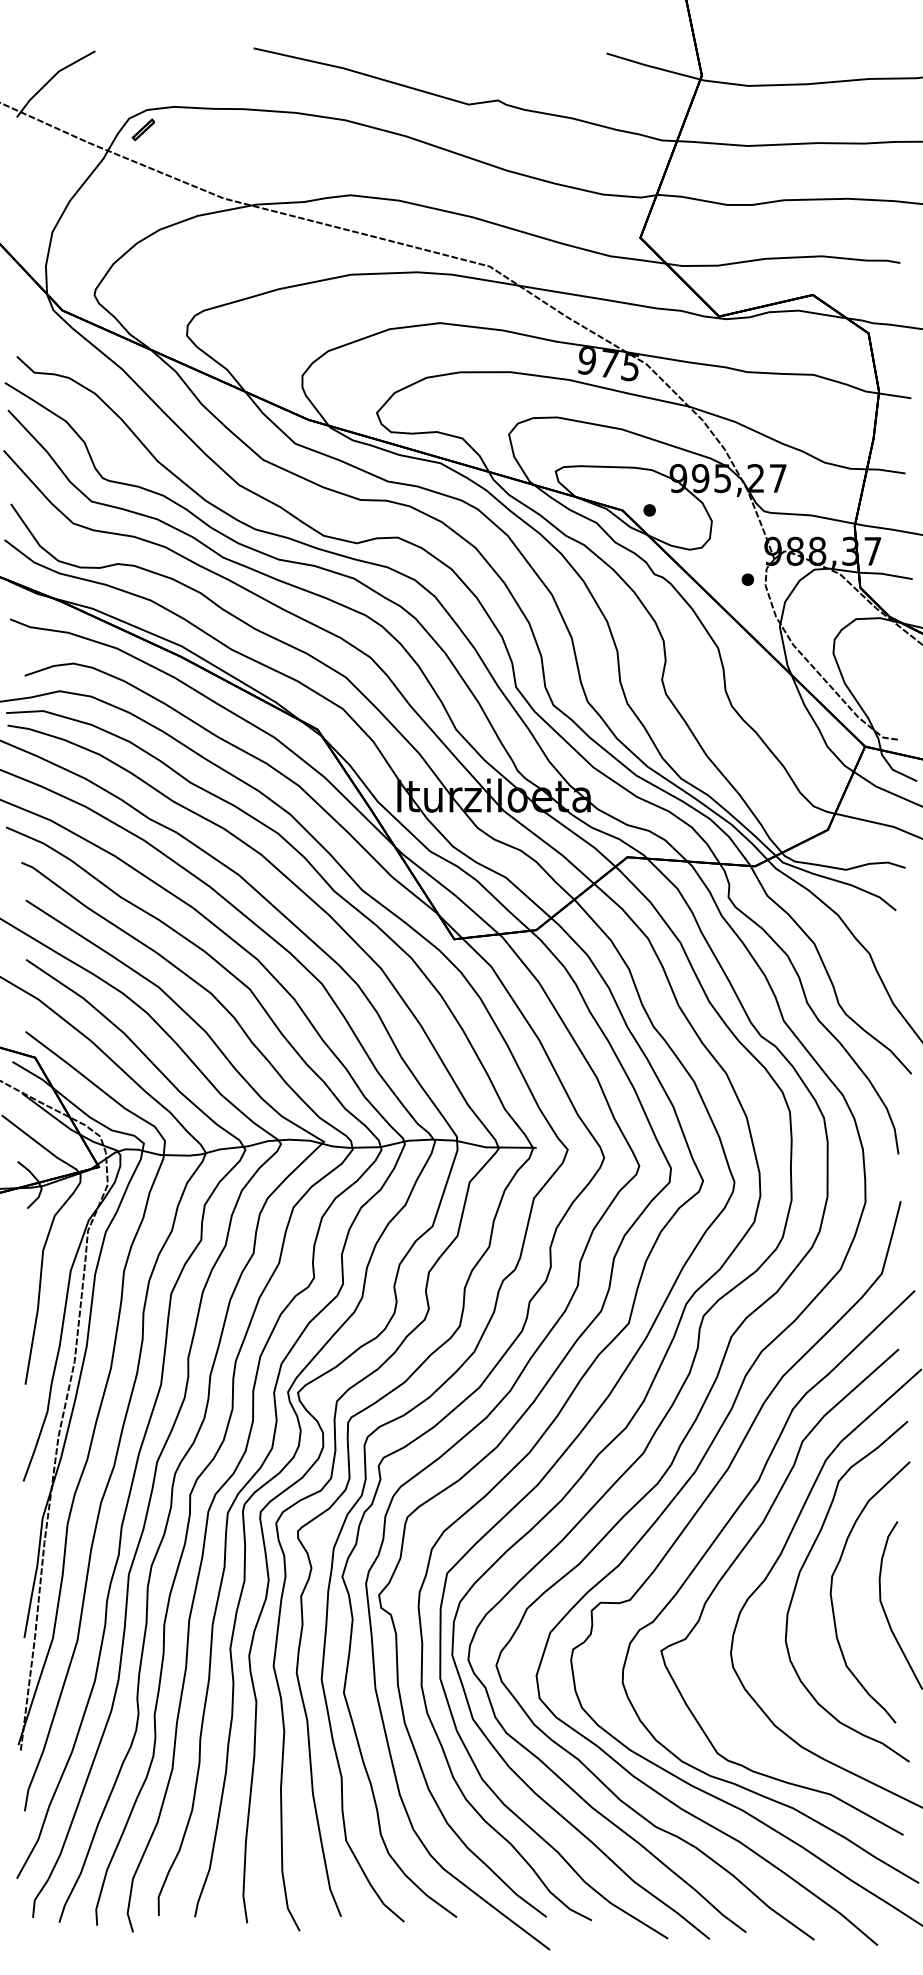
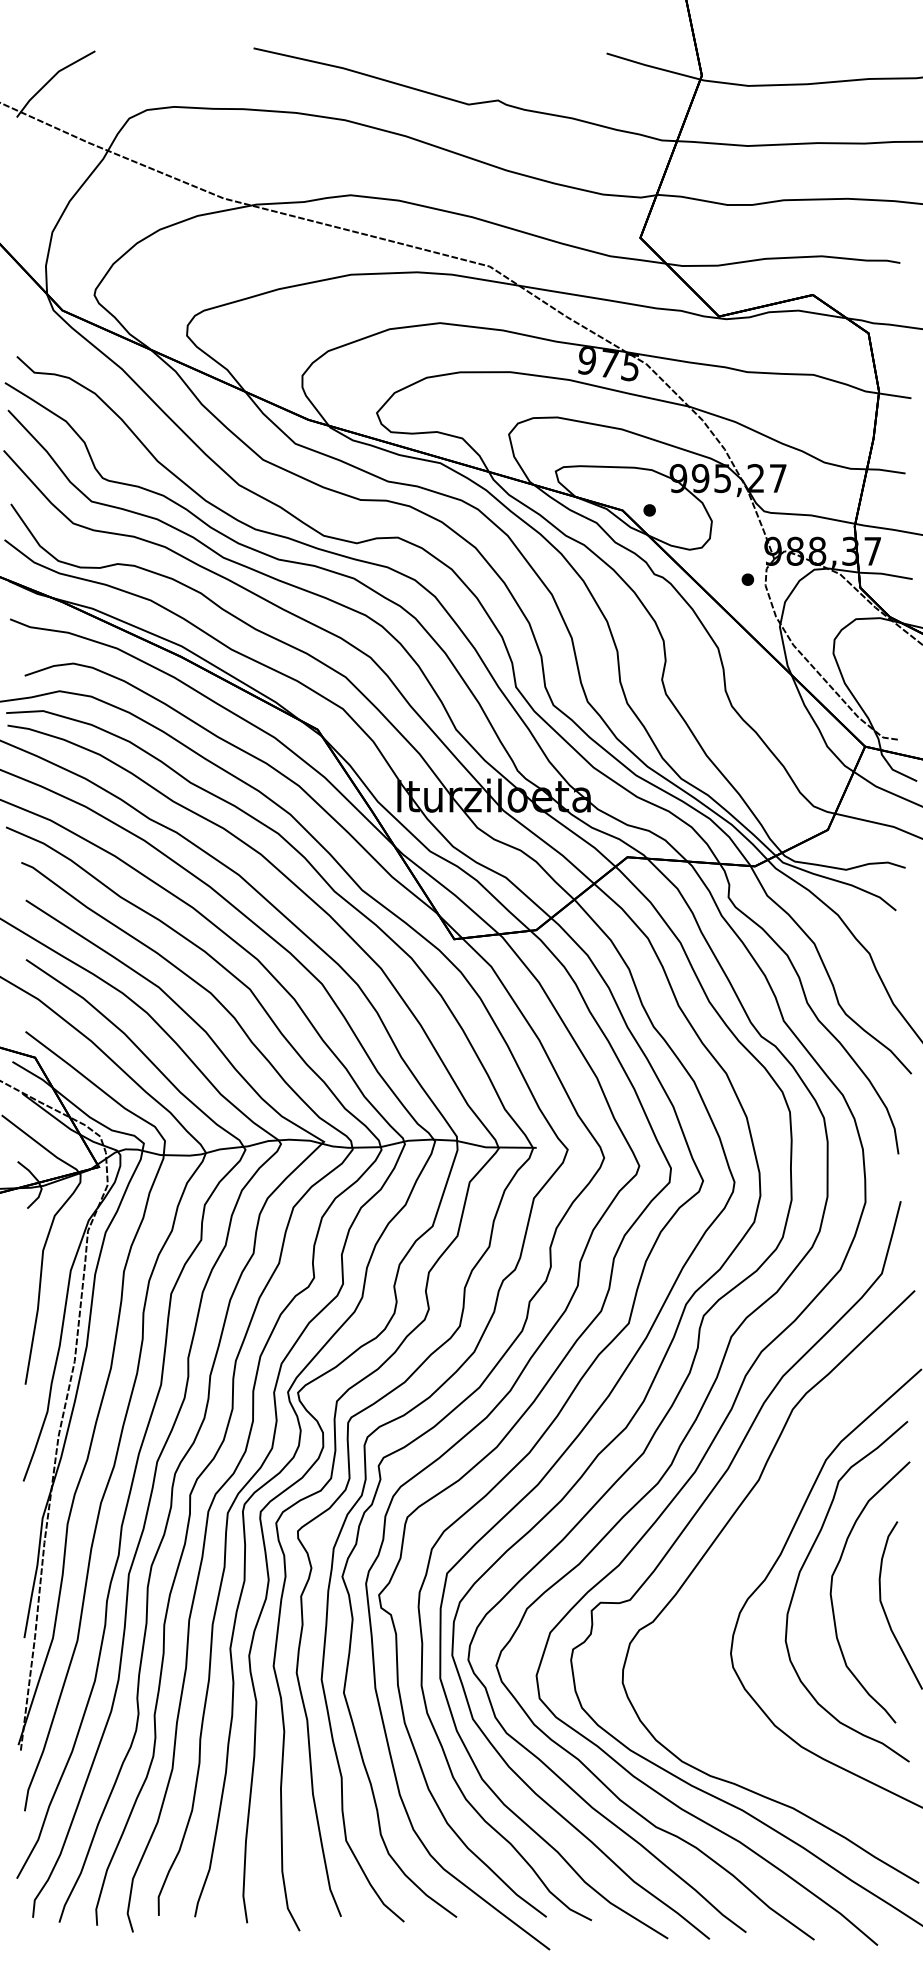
part: present -> none (142, 129)
curve: present -> none (738, 1557)
